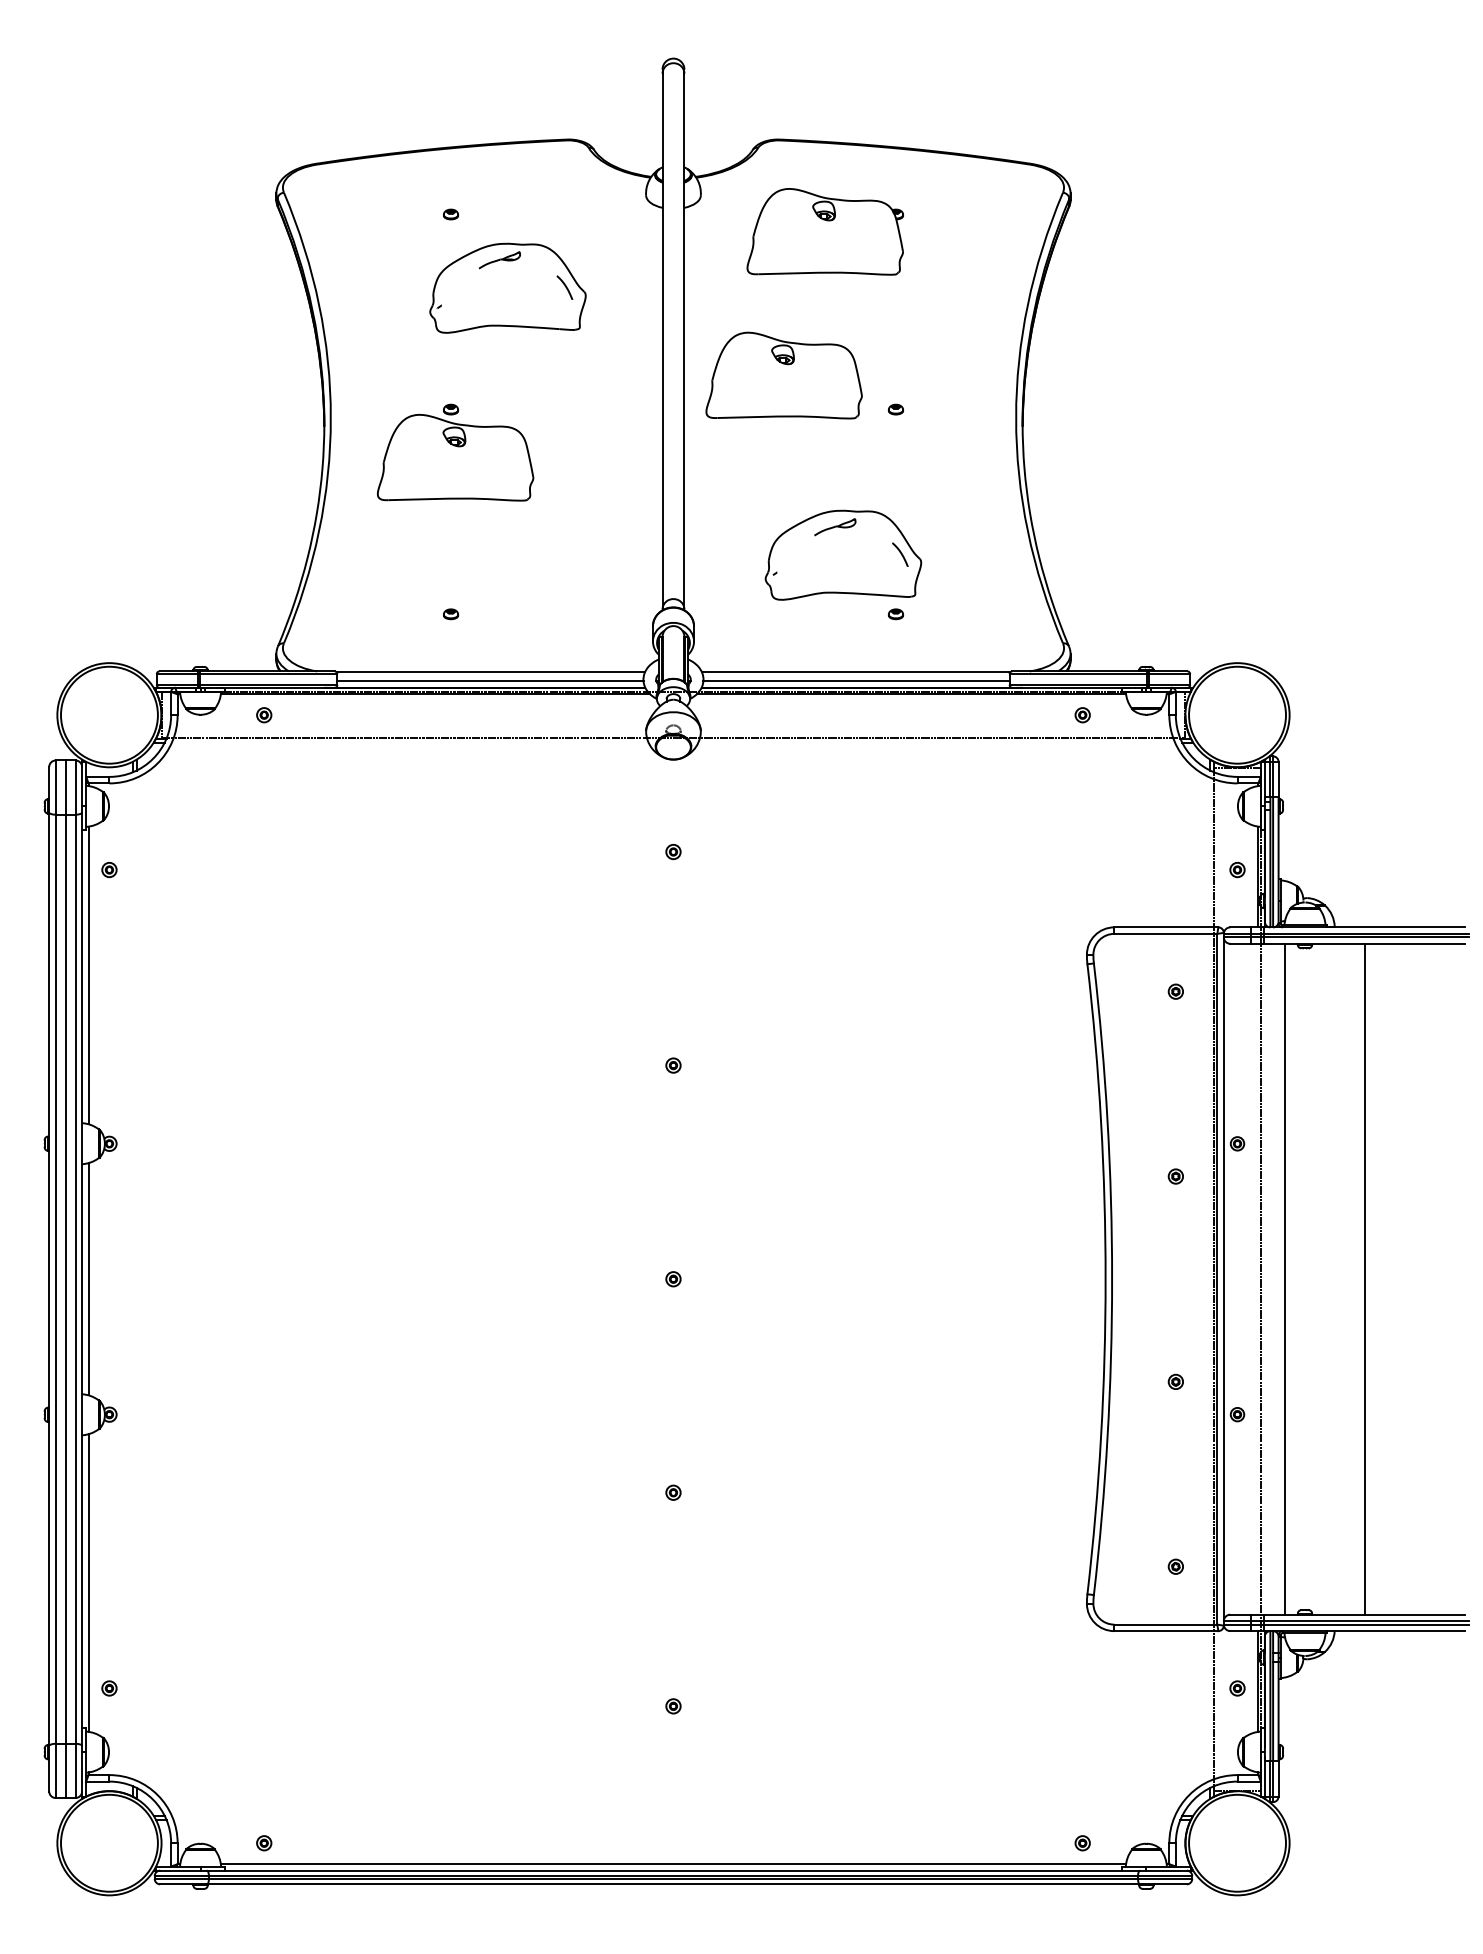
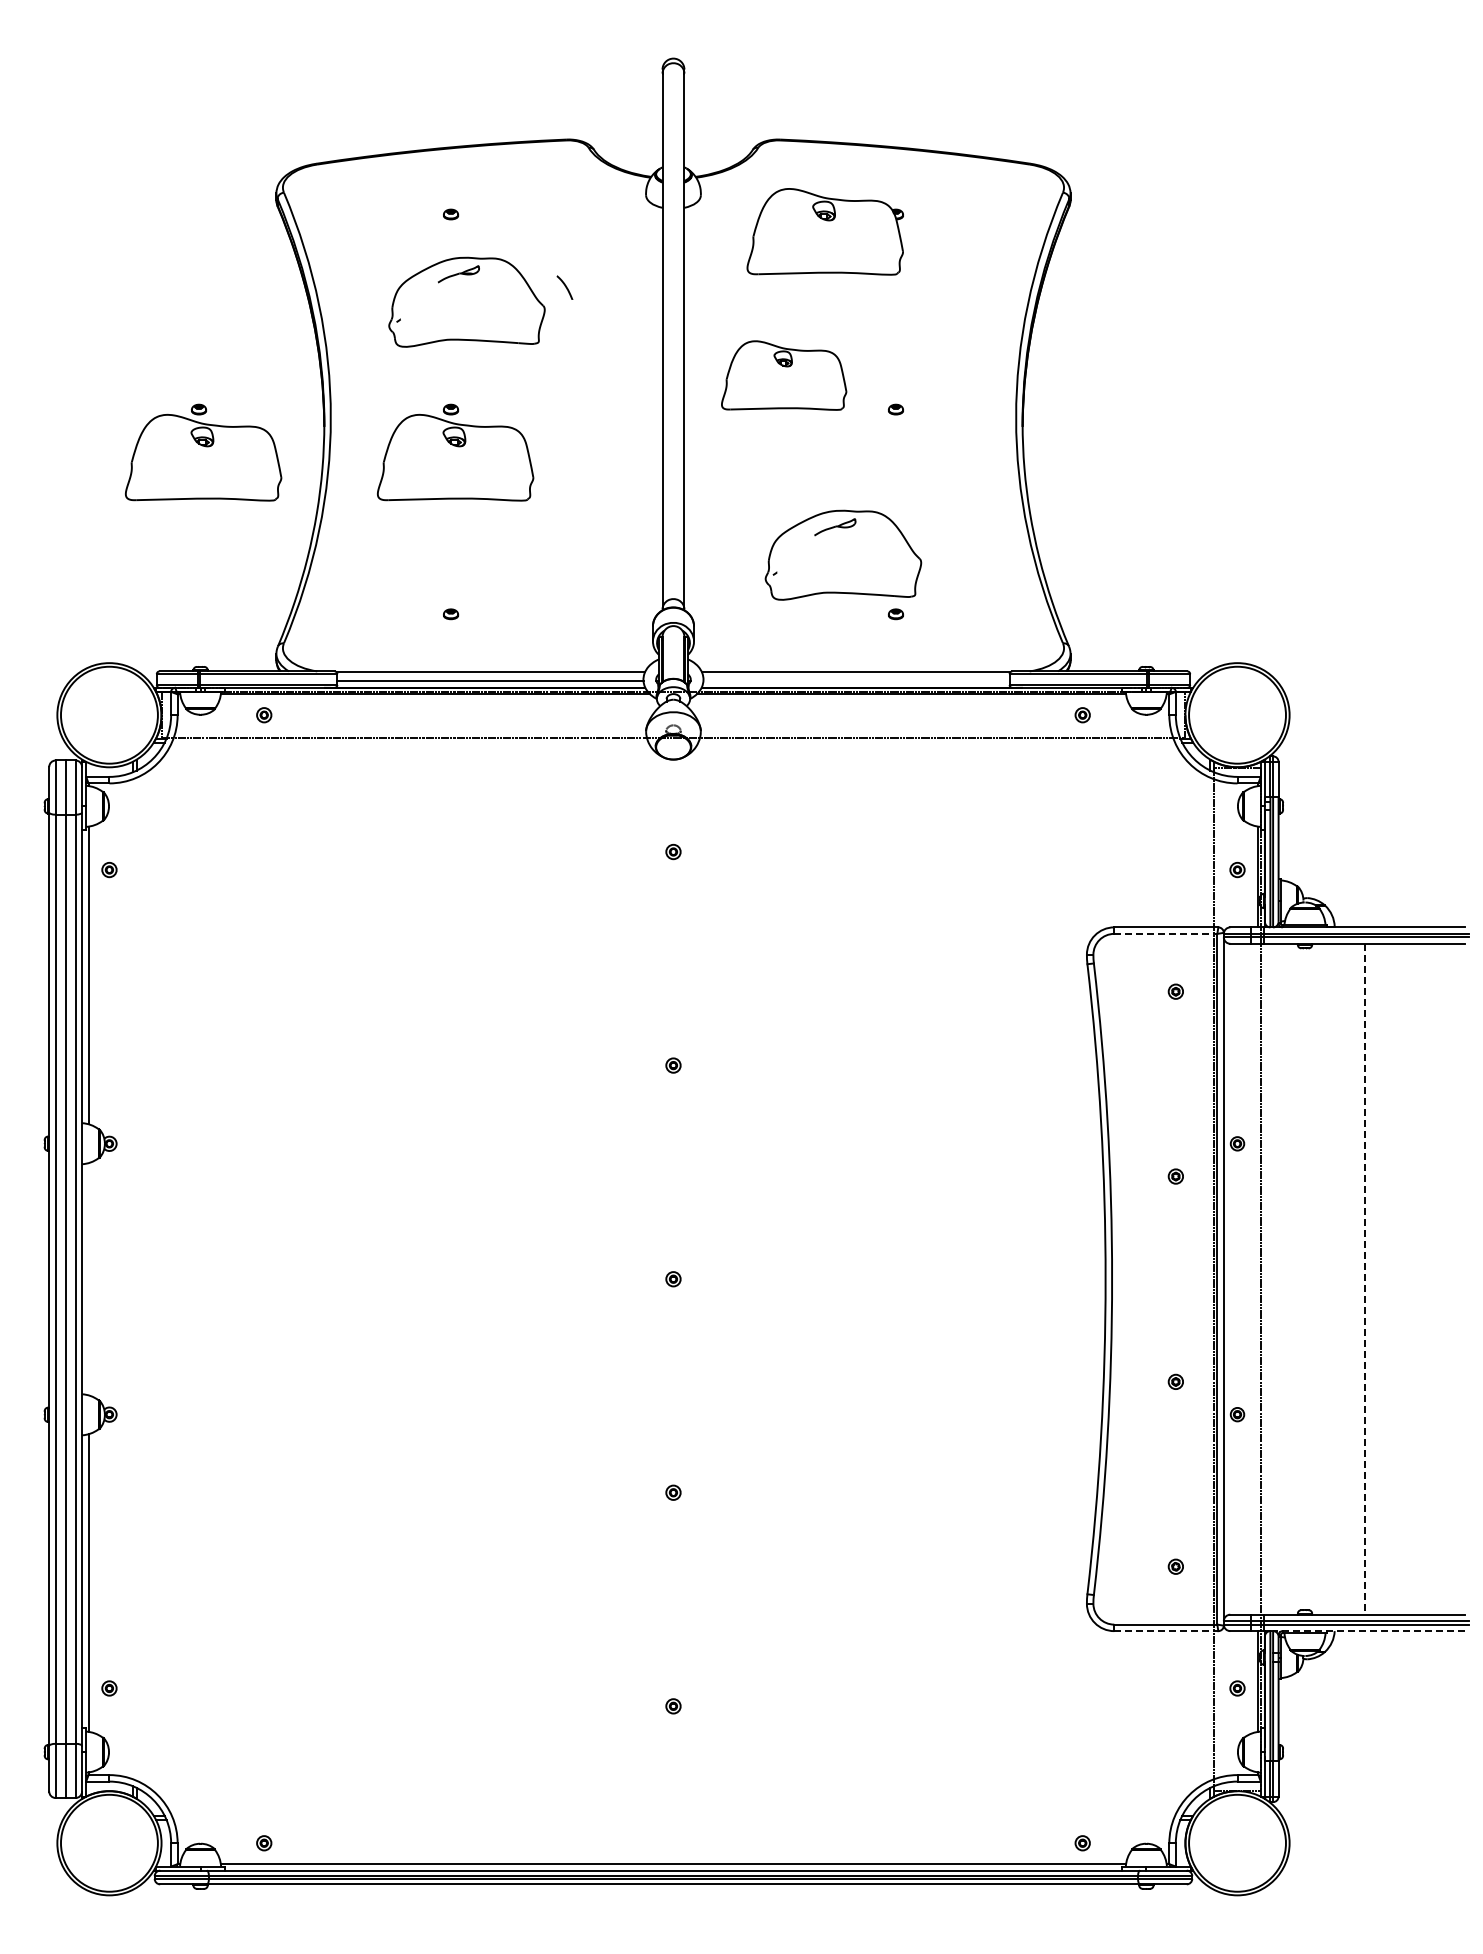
part position: (507, 287) -> (466, 301) (466, 301)
part size: 158x89 px -> 127x71 px (784, 375)
part: none -> present (203, 452)
curve: present -> none (900, 554)
line: present -> none (856, 681)
line: solid -> dashed (1165, 933)
line: present -> none (1284, 1278)
line: present -> none (88, 1279)
line: solid -> dashed (1364, 1279)
line: solid -> dashed (1166, 1631)
line: solid -> dashed (1368, 1631)
